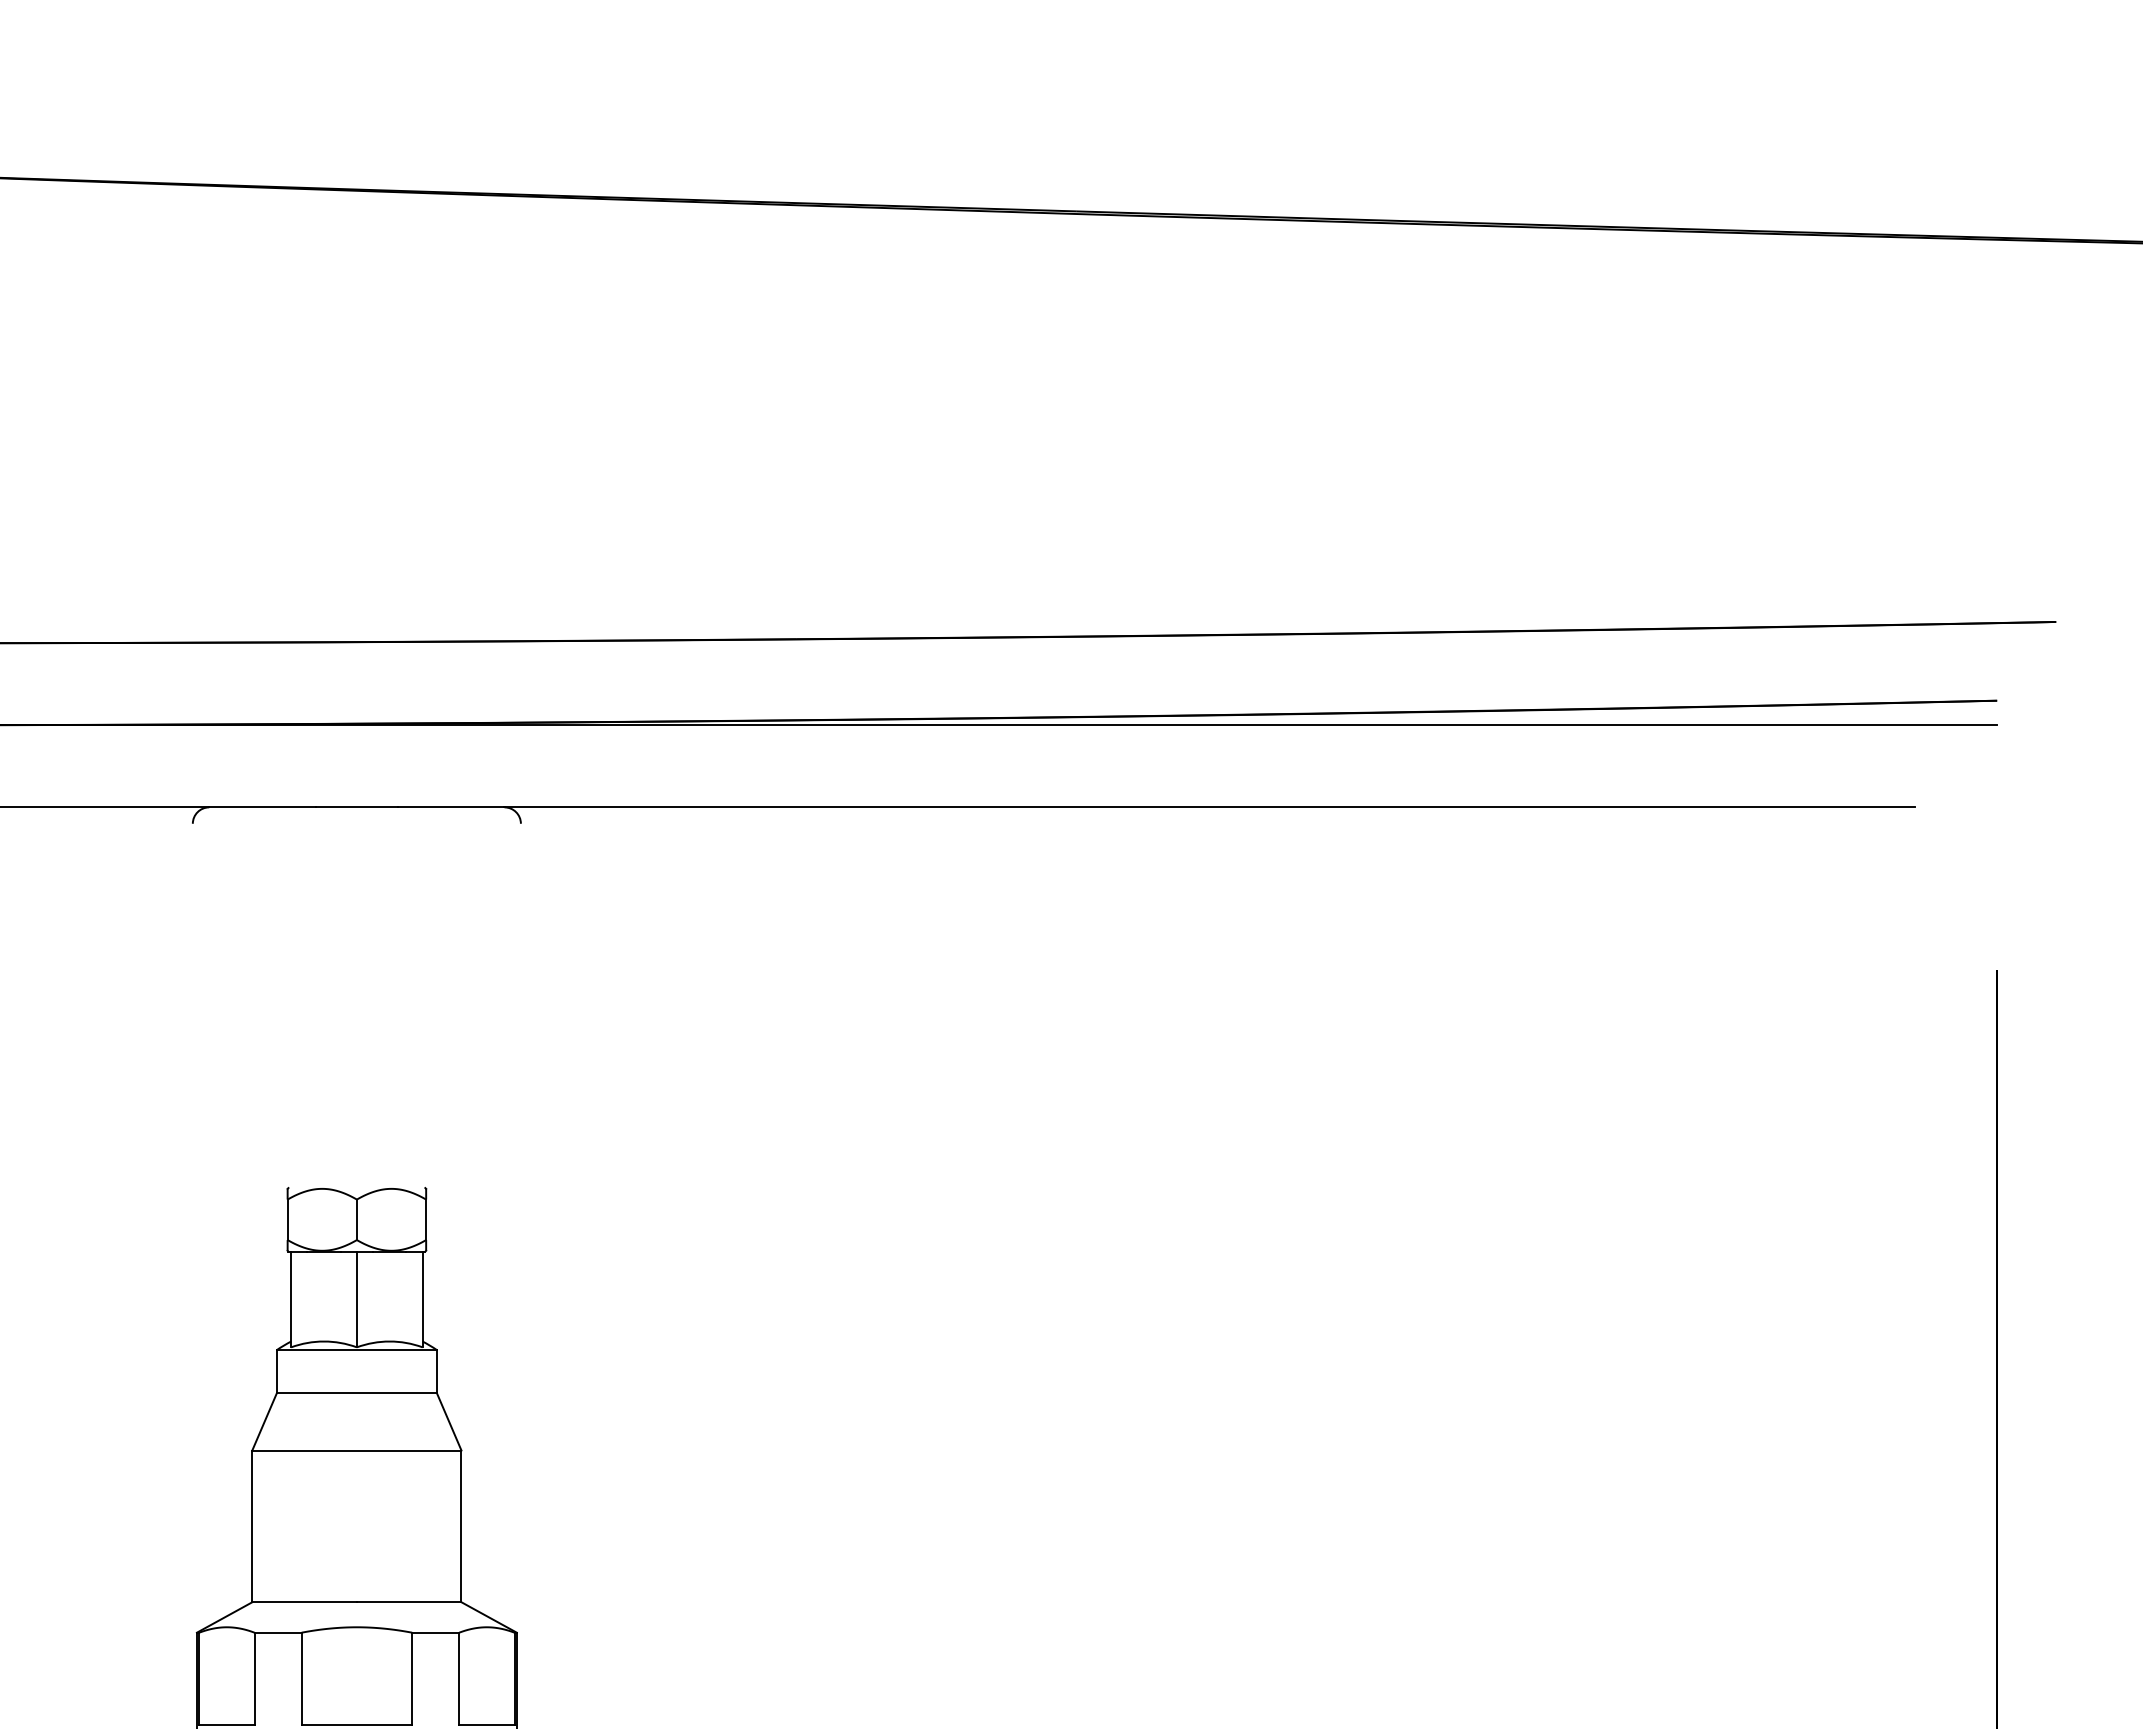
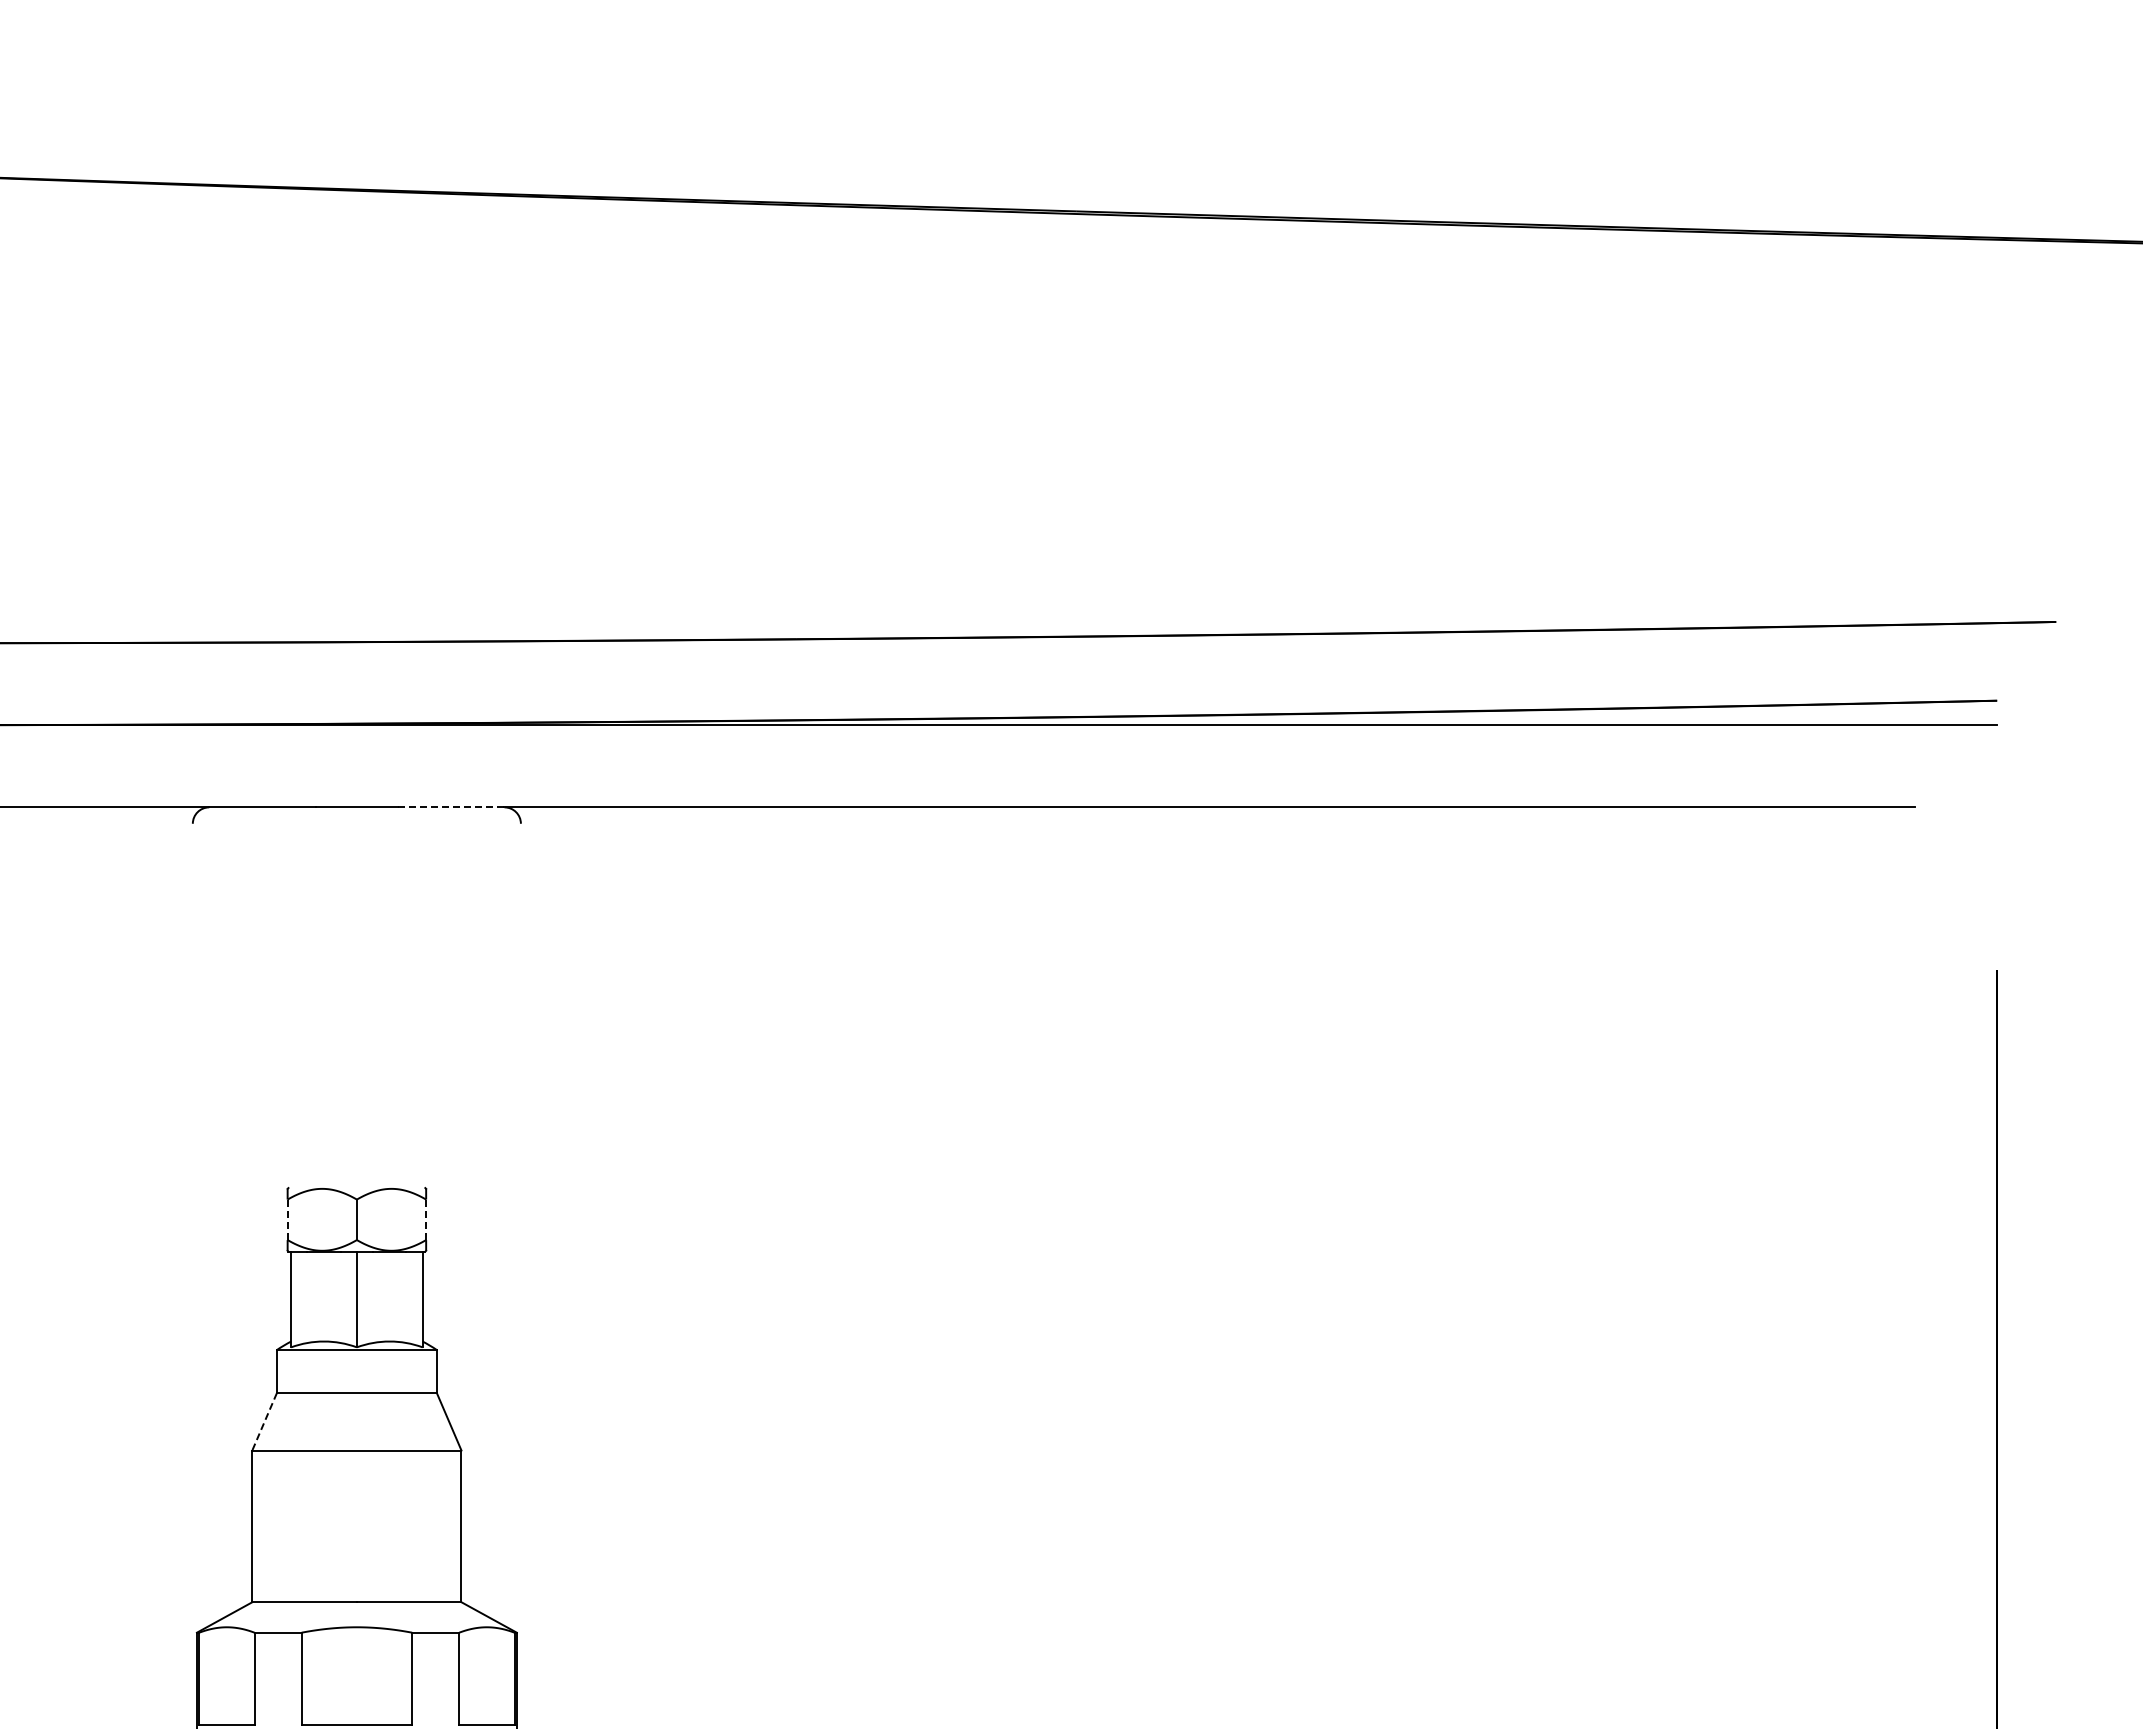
line: solid -> dashed (451, 807)
line: solid -> dashed (287, 1220)
line: solid -> dashed (426, 1220)
line: solid -> dashed (264, 1422)
